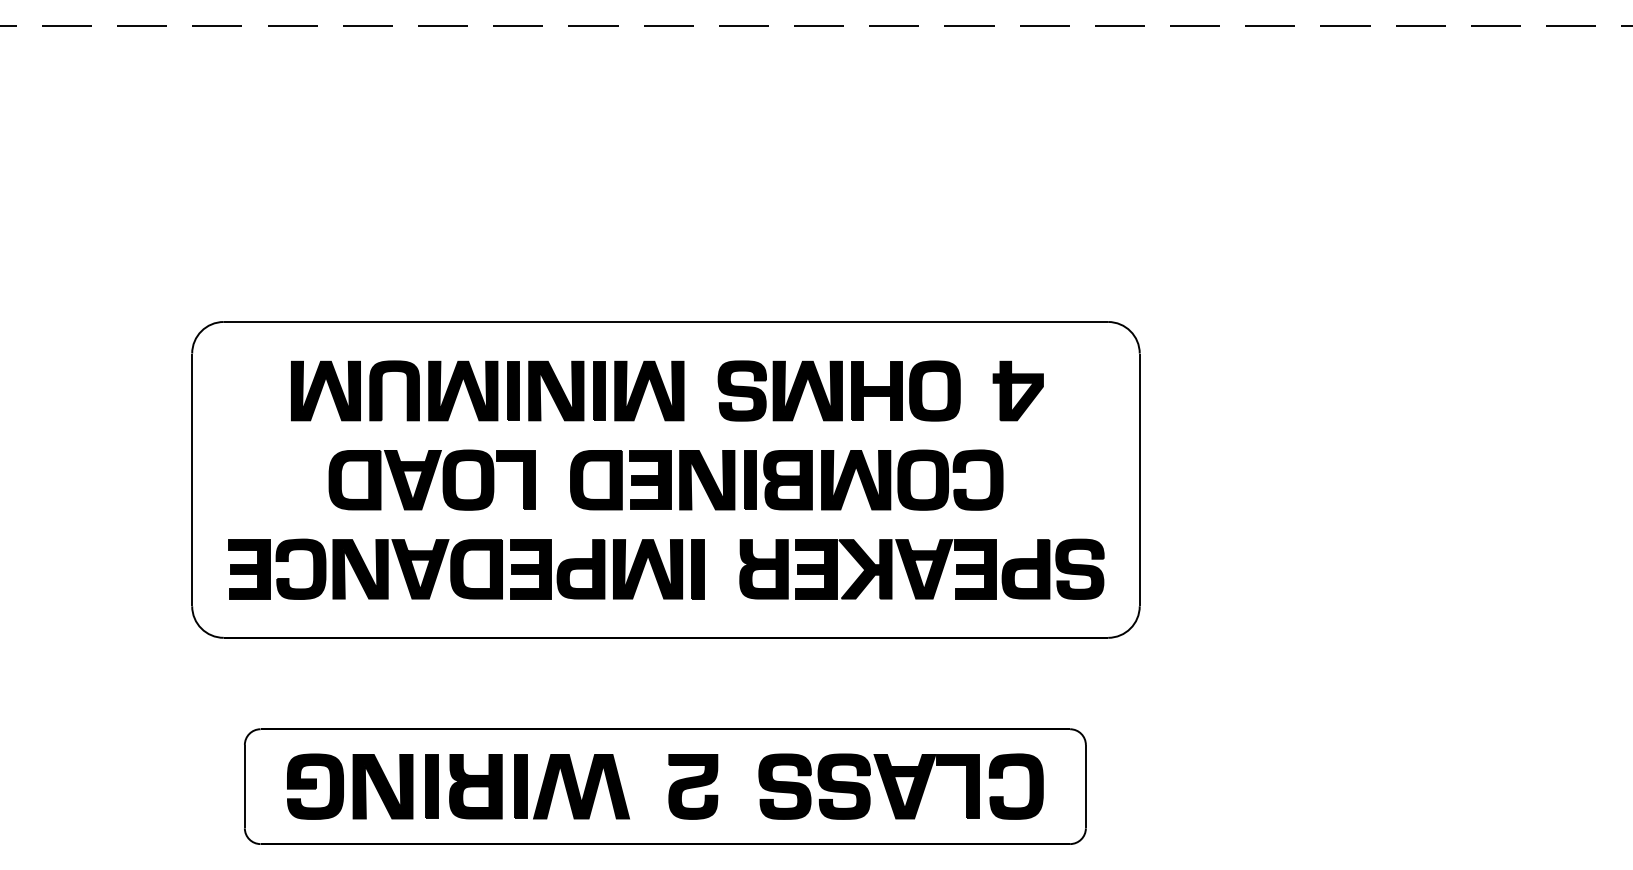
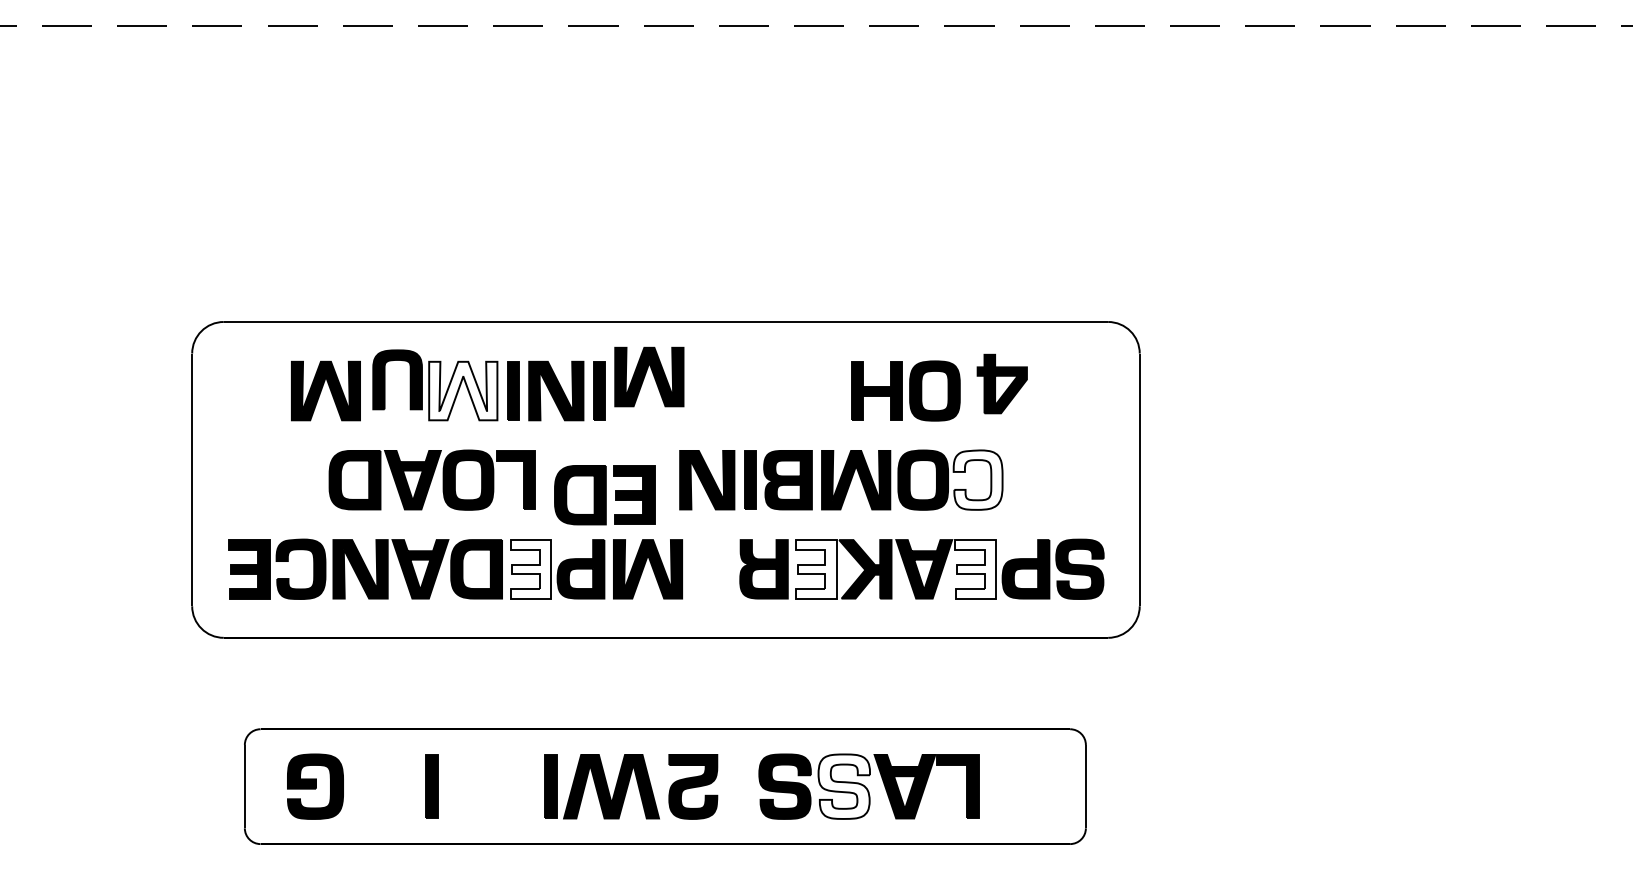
part position: (382, 390) -> (385, 379) (385, 379)
fill: present -> none (463, 390)
part position: (649, 390) -> (649, 376) (649, 376)
part: present -> none (779, 390)
part position: (1017, 390) -> (1001, 383) (1001, 383)
fill: present -> none (977, 479)
part position: (620, 480) -> (604, 495) (604, 495)
fill: present -> none (530, 569)
part: present -> none (697, 569)
fill: present -> none (816, 569)
fill: present -> none (975, 569)
part: present -> none (382, 786)
part: present -> none (475, 786)
part position: (571, 786) -> (601, 786) (601, 786)
fill: present -> none (844, 786)
part: present -> none (1029, 786)
